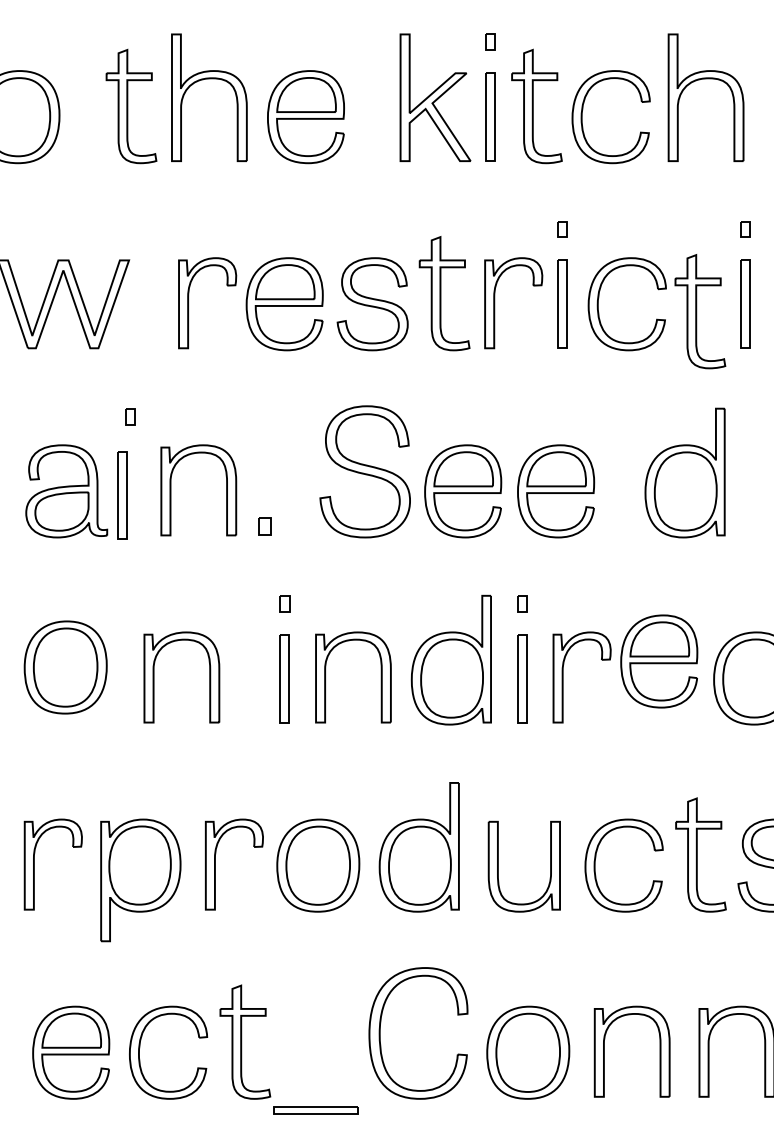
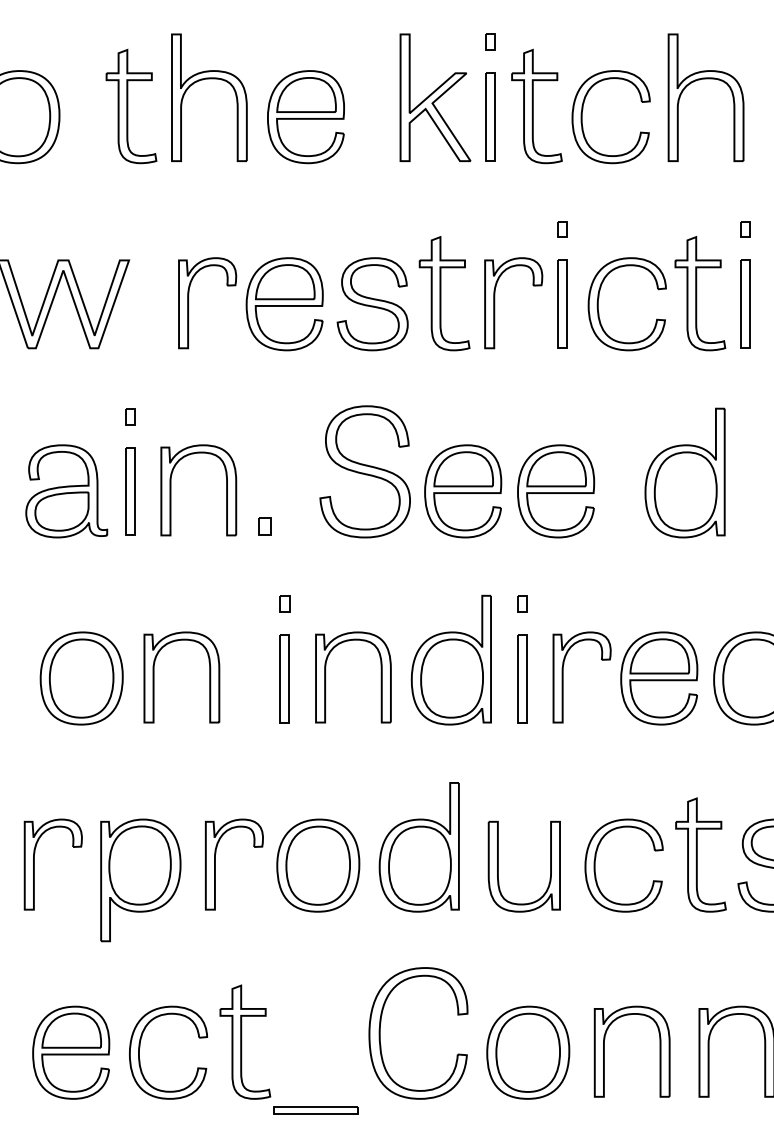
part position: (700, 311) -> (700, 293) (700, 293)
part position: (122, 495) -> (130, 491) (130, 491)
part position: (659, 661) -> (659, 678) (659, 678)
part position: (65, 667) -> (81, 678) (81, 678)
